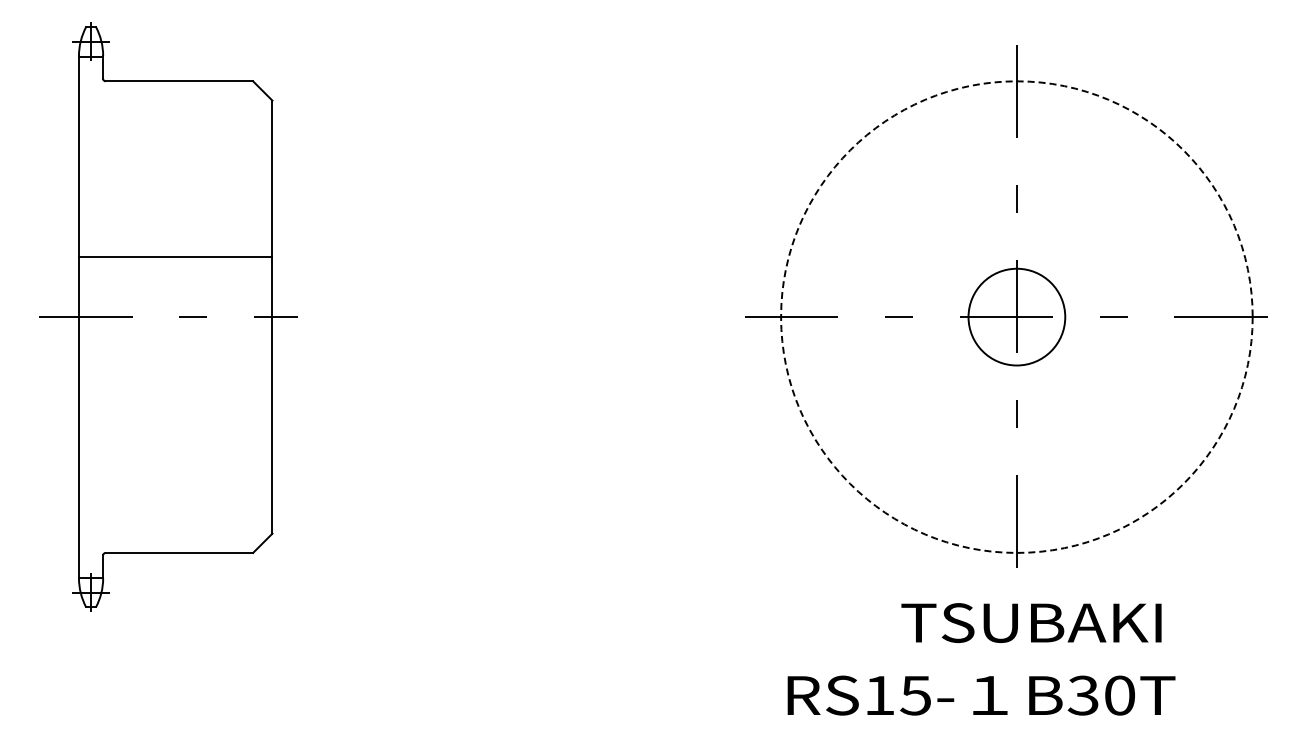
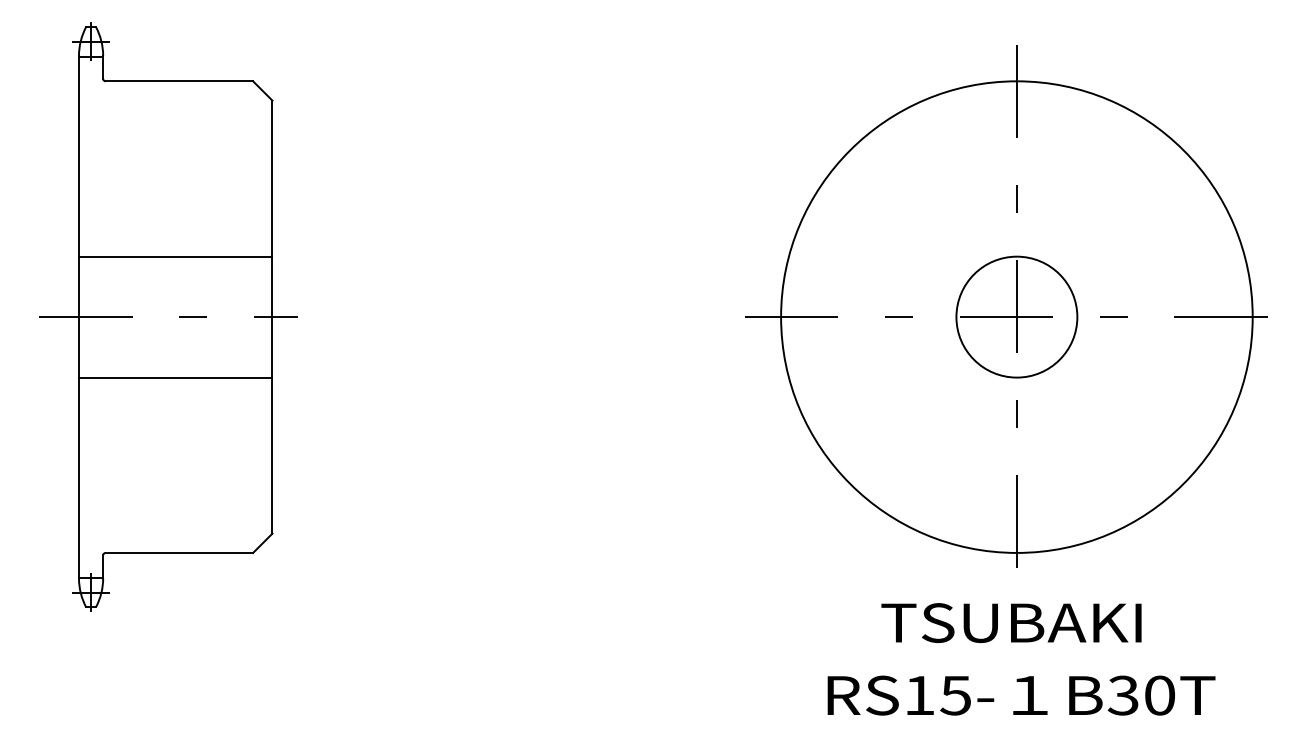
circle diameter: 97 px -> 121 px (1016, 316)
circle: dashed -> solid (1016, 316)
line: none -> present (175, 377)
text position: (1031, 622) -> (1011, 622) (1011, 622)
text position: (981, 695) -> (1021, 695) (1021, 695)
